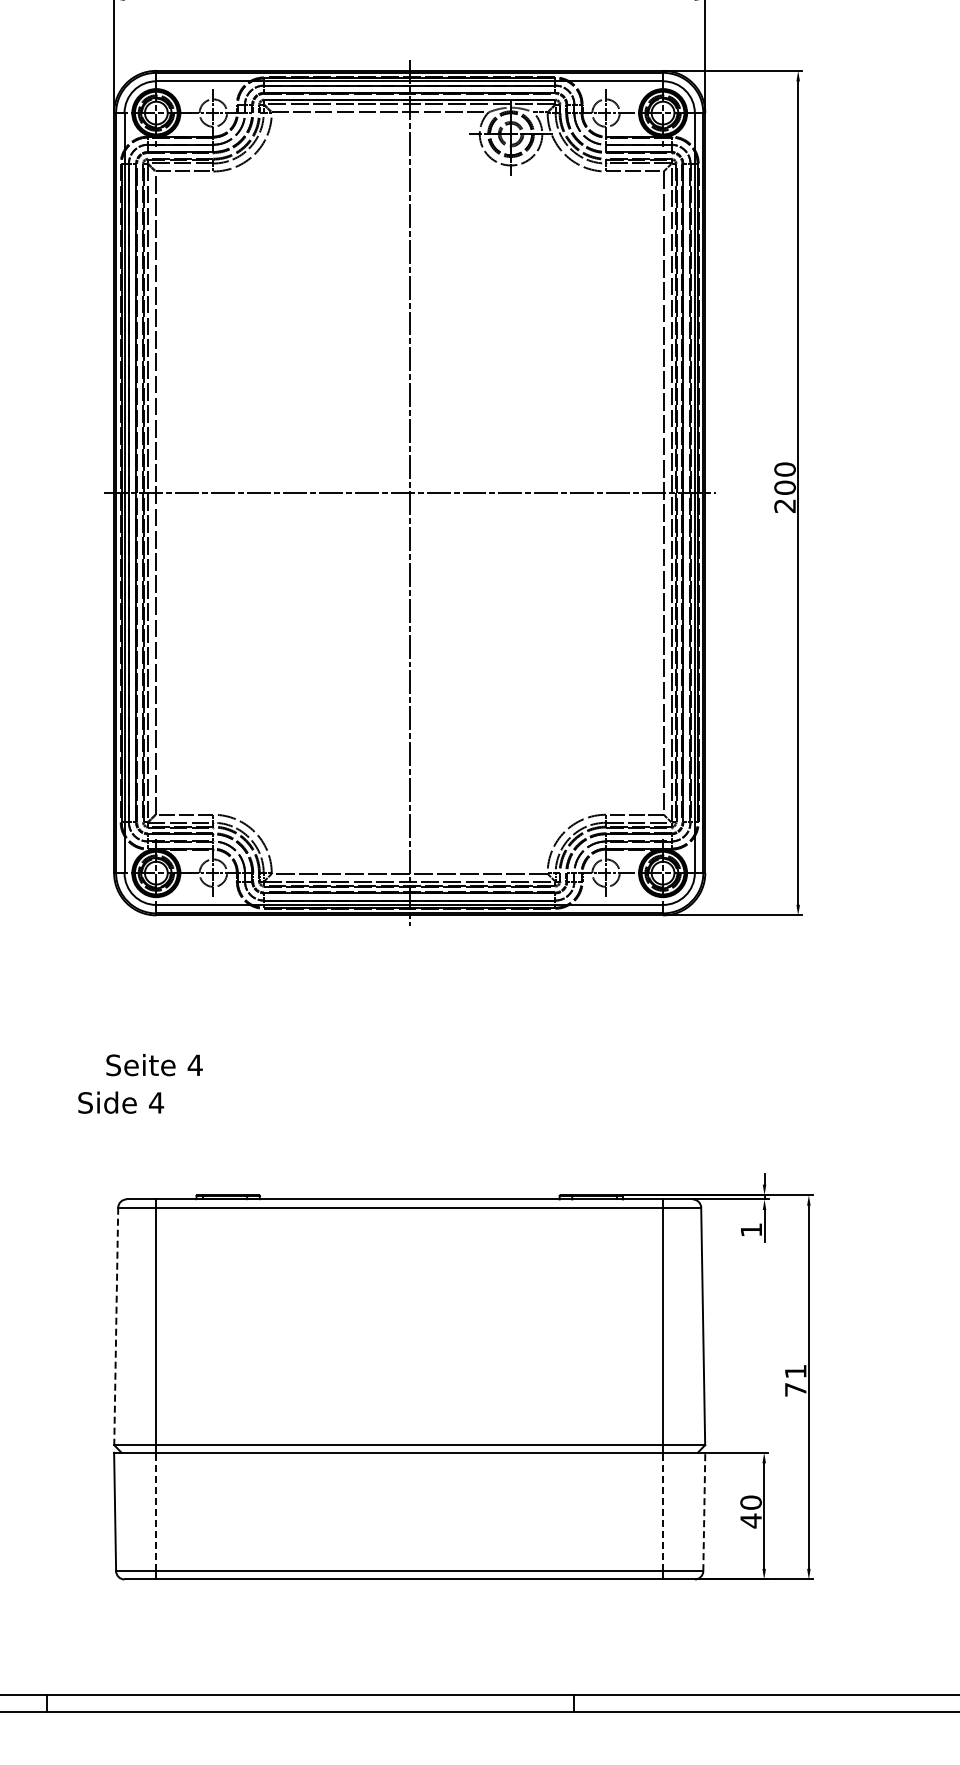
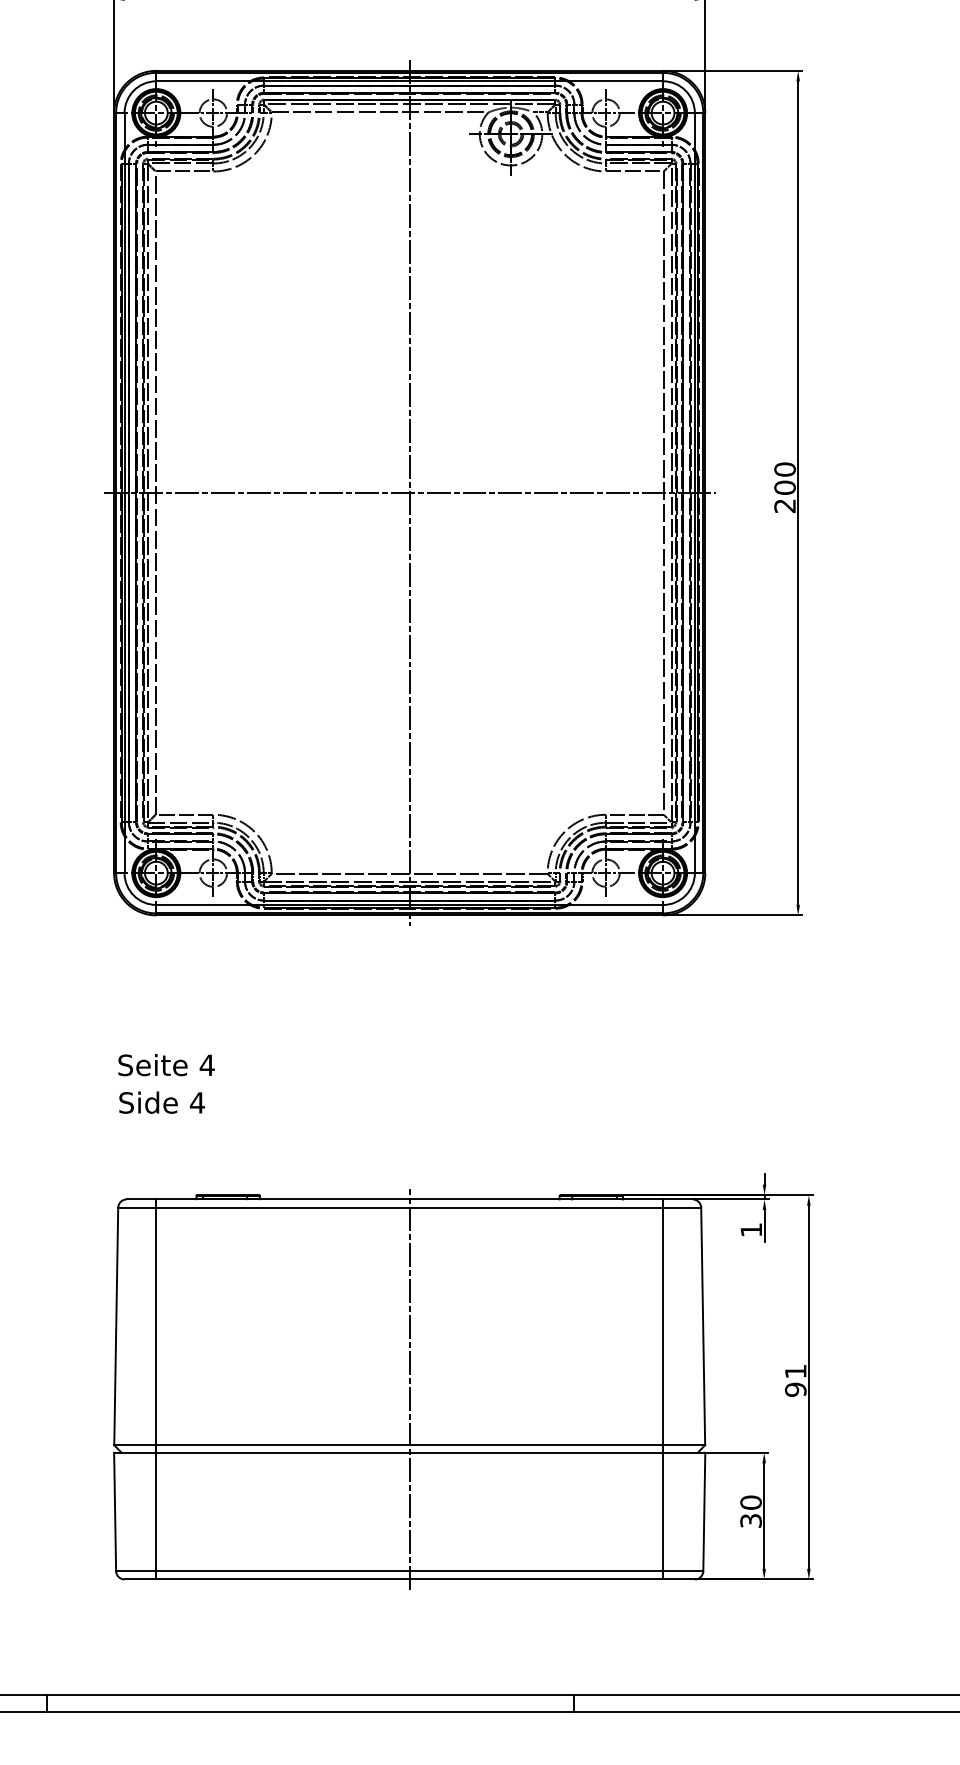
text position: (154, 1065) -> (166, 1065) (166, 1065)
text position: (121, 1102) -> (162, 1102) (162, 1102)
line: dashed -> solid (116, 1326)
line: none -> present (409, 1389)
text: 71 -> 91 (795, 1389)
line: dashed -> solid (156, 1511)
line: dashed -> solid (663, 1511)
line: dashed -> solid (704, 1511)
text: 40 -> 30 (750, 1520)
